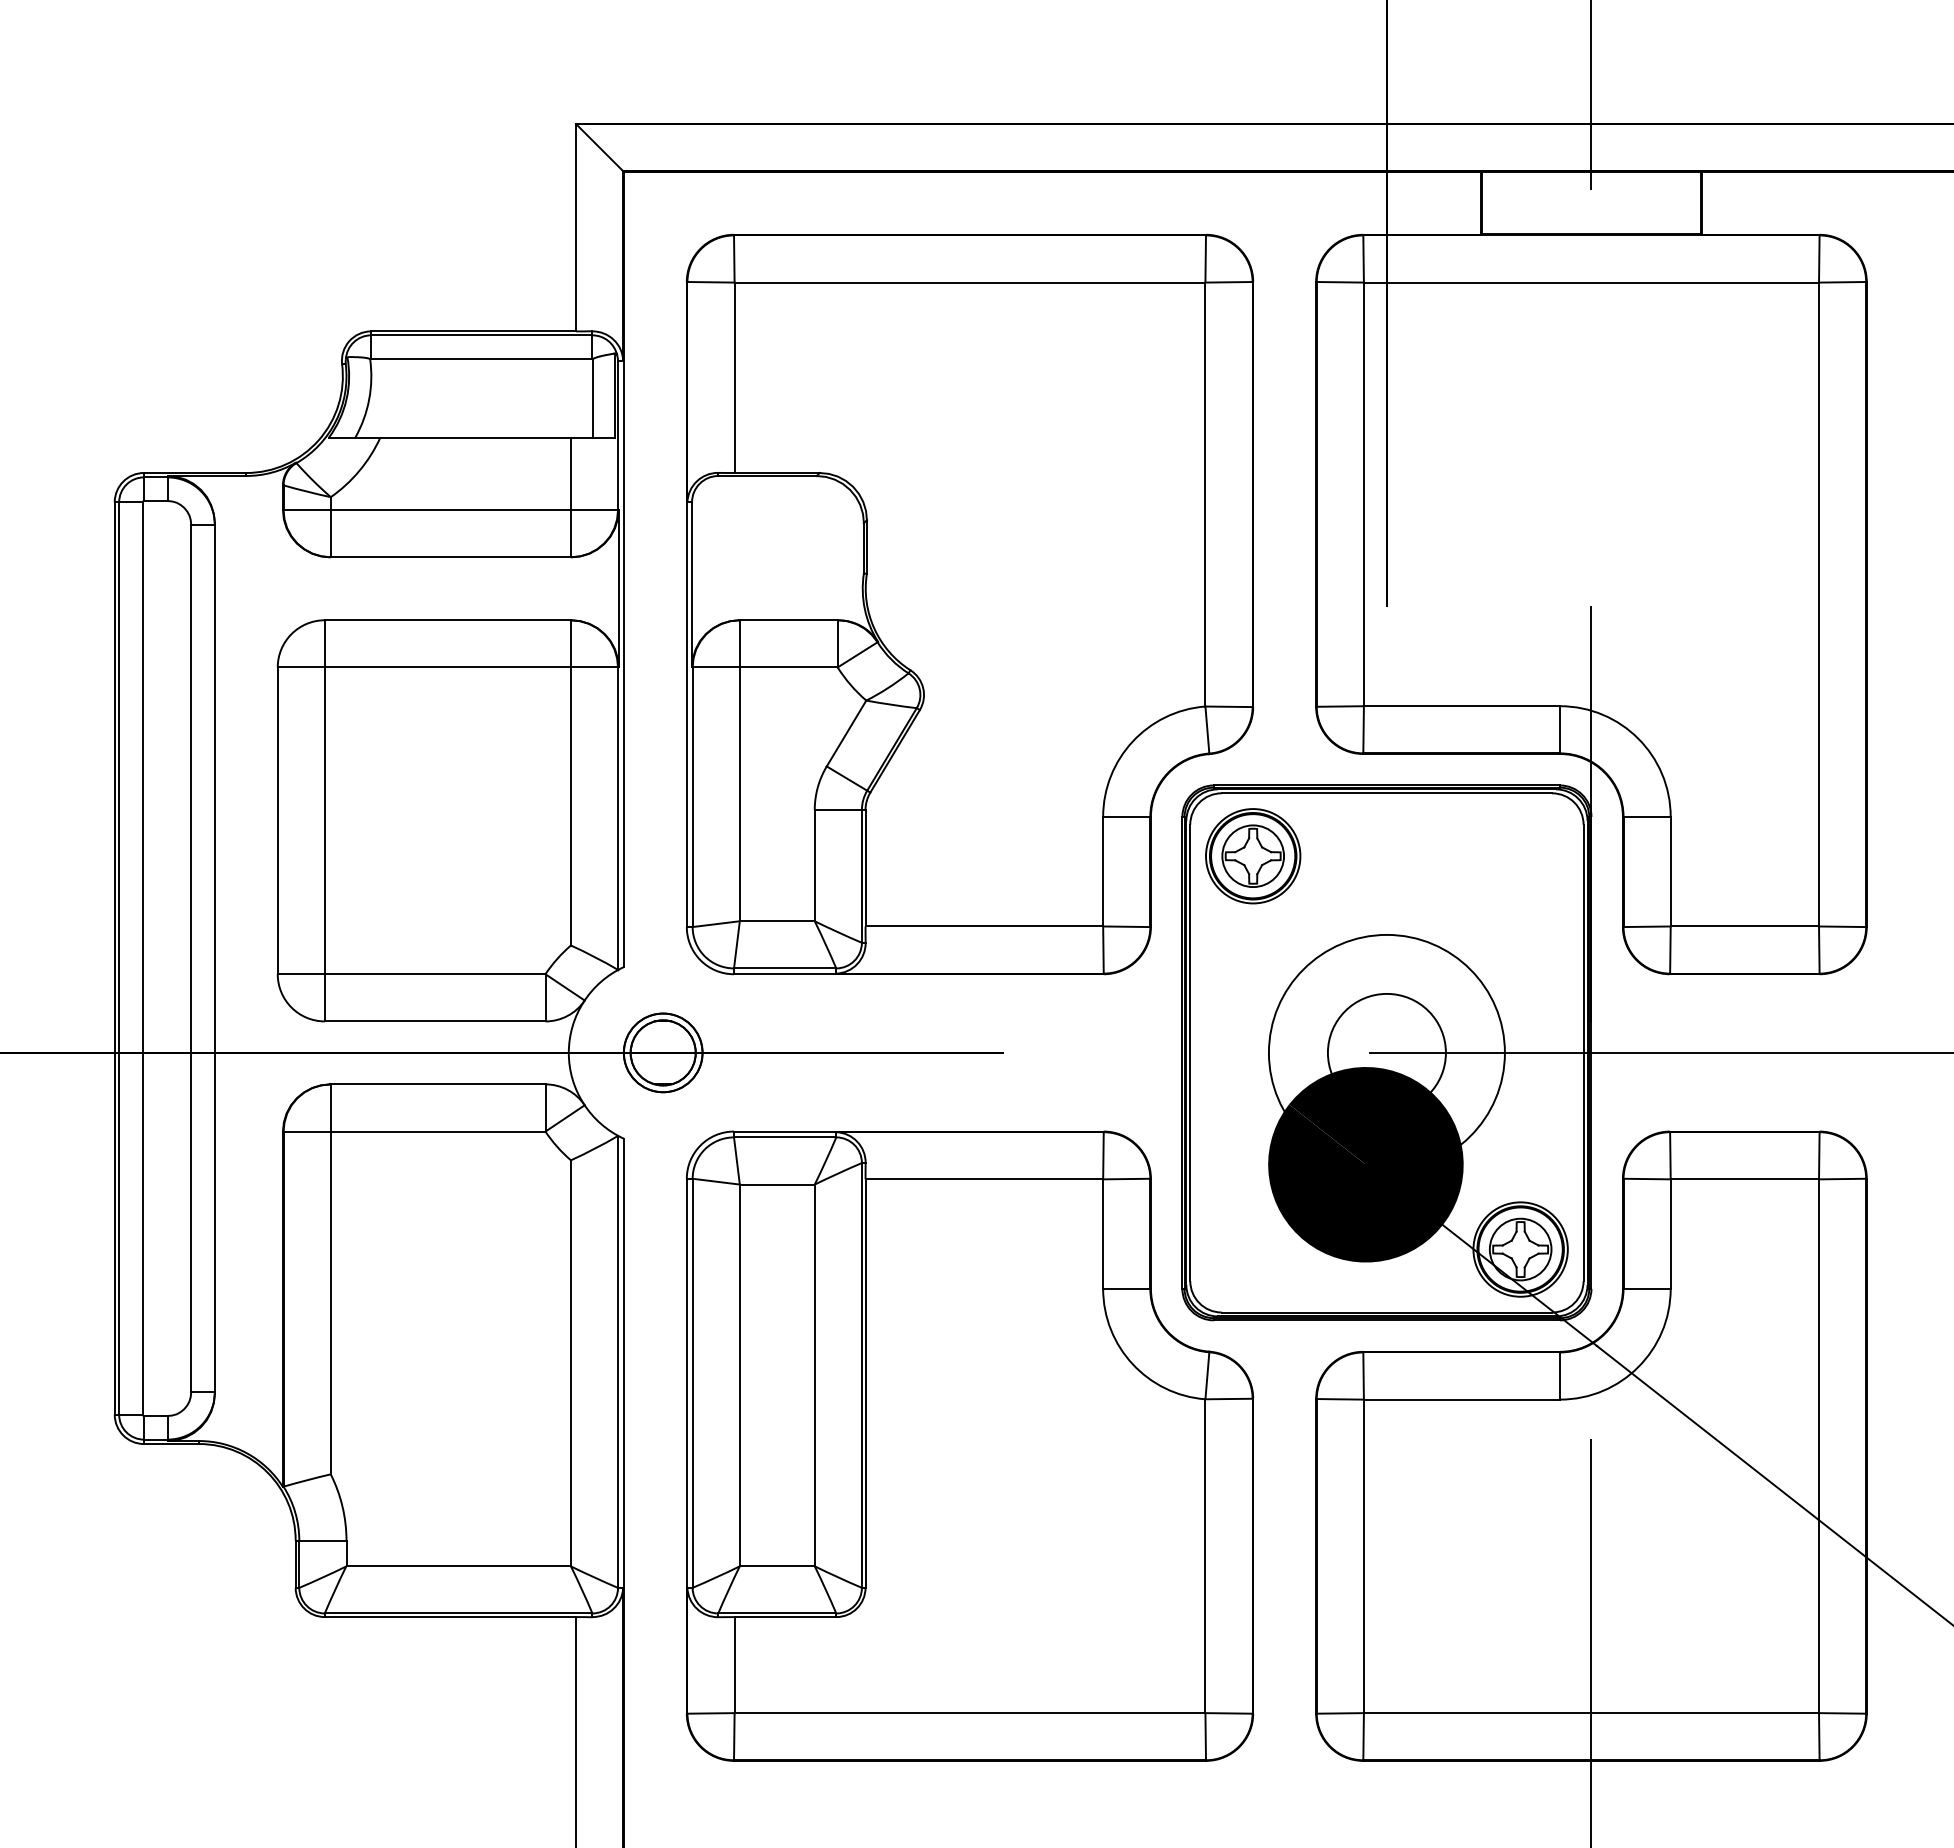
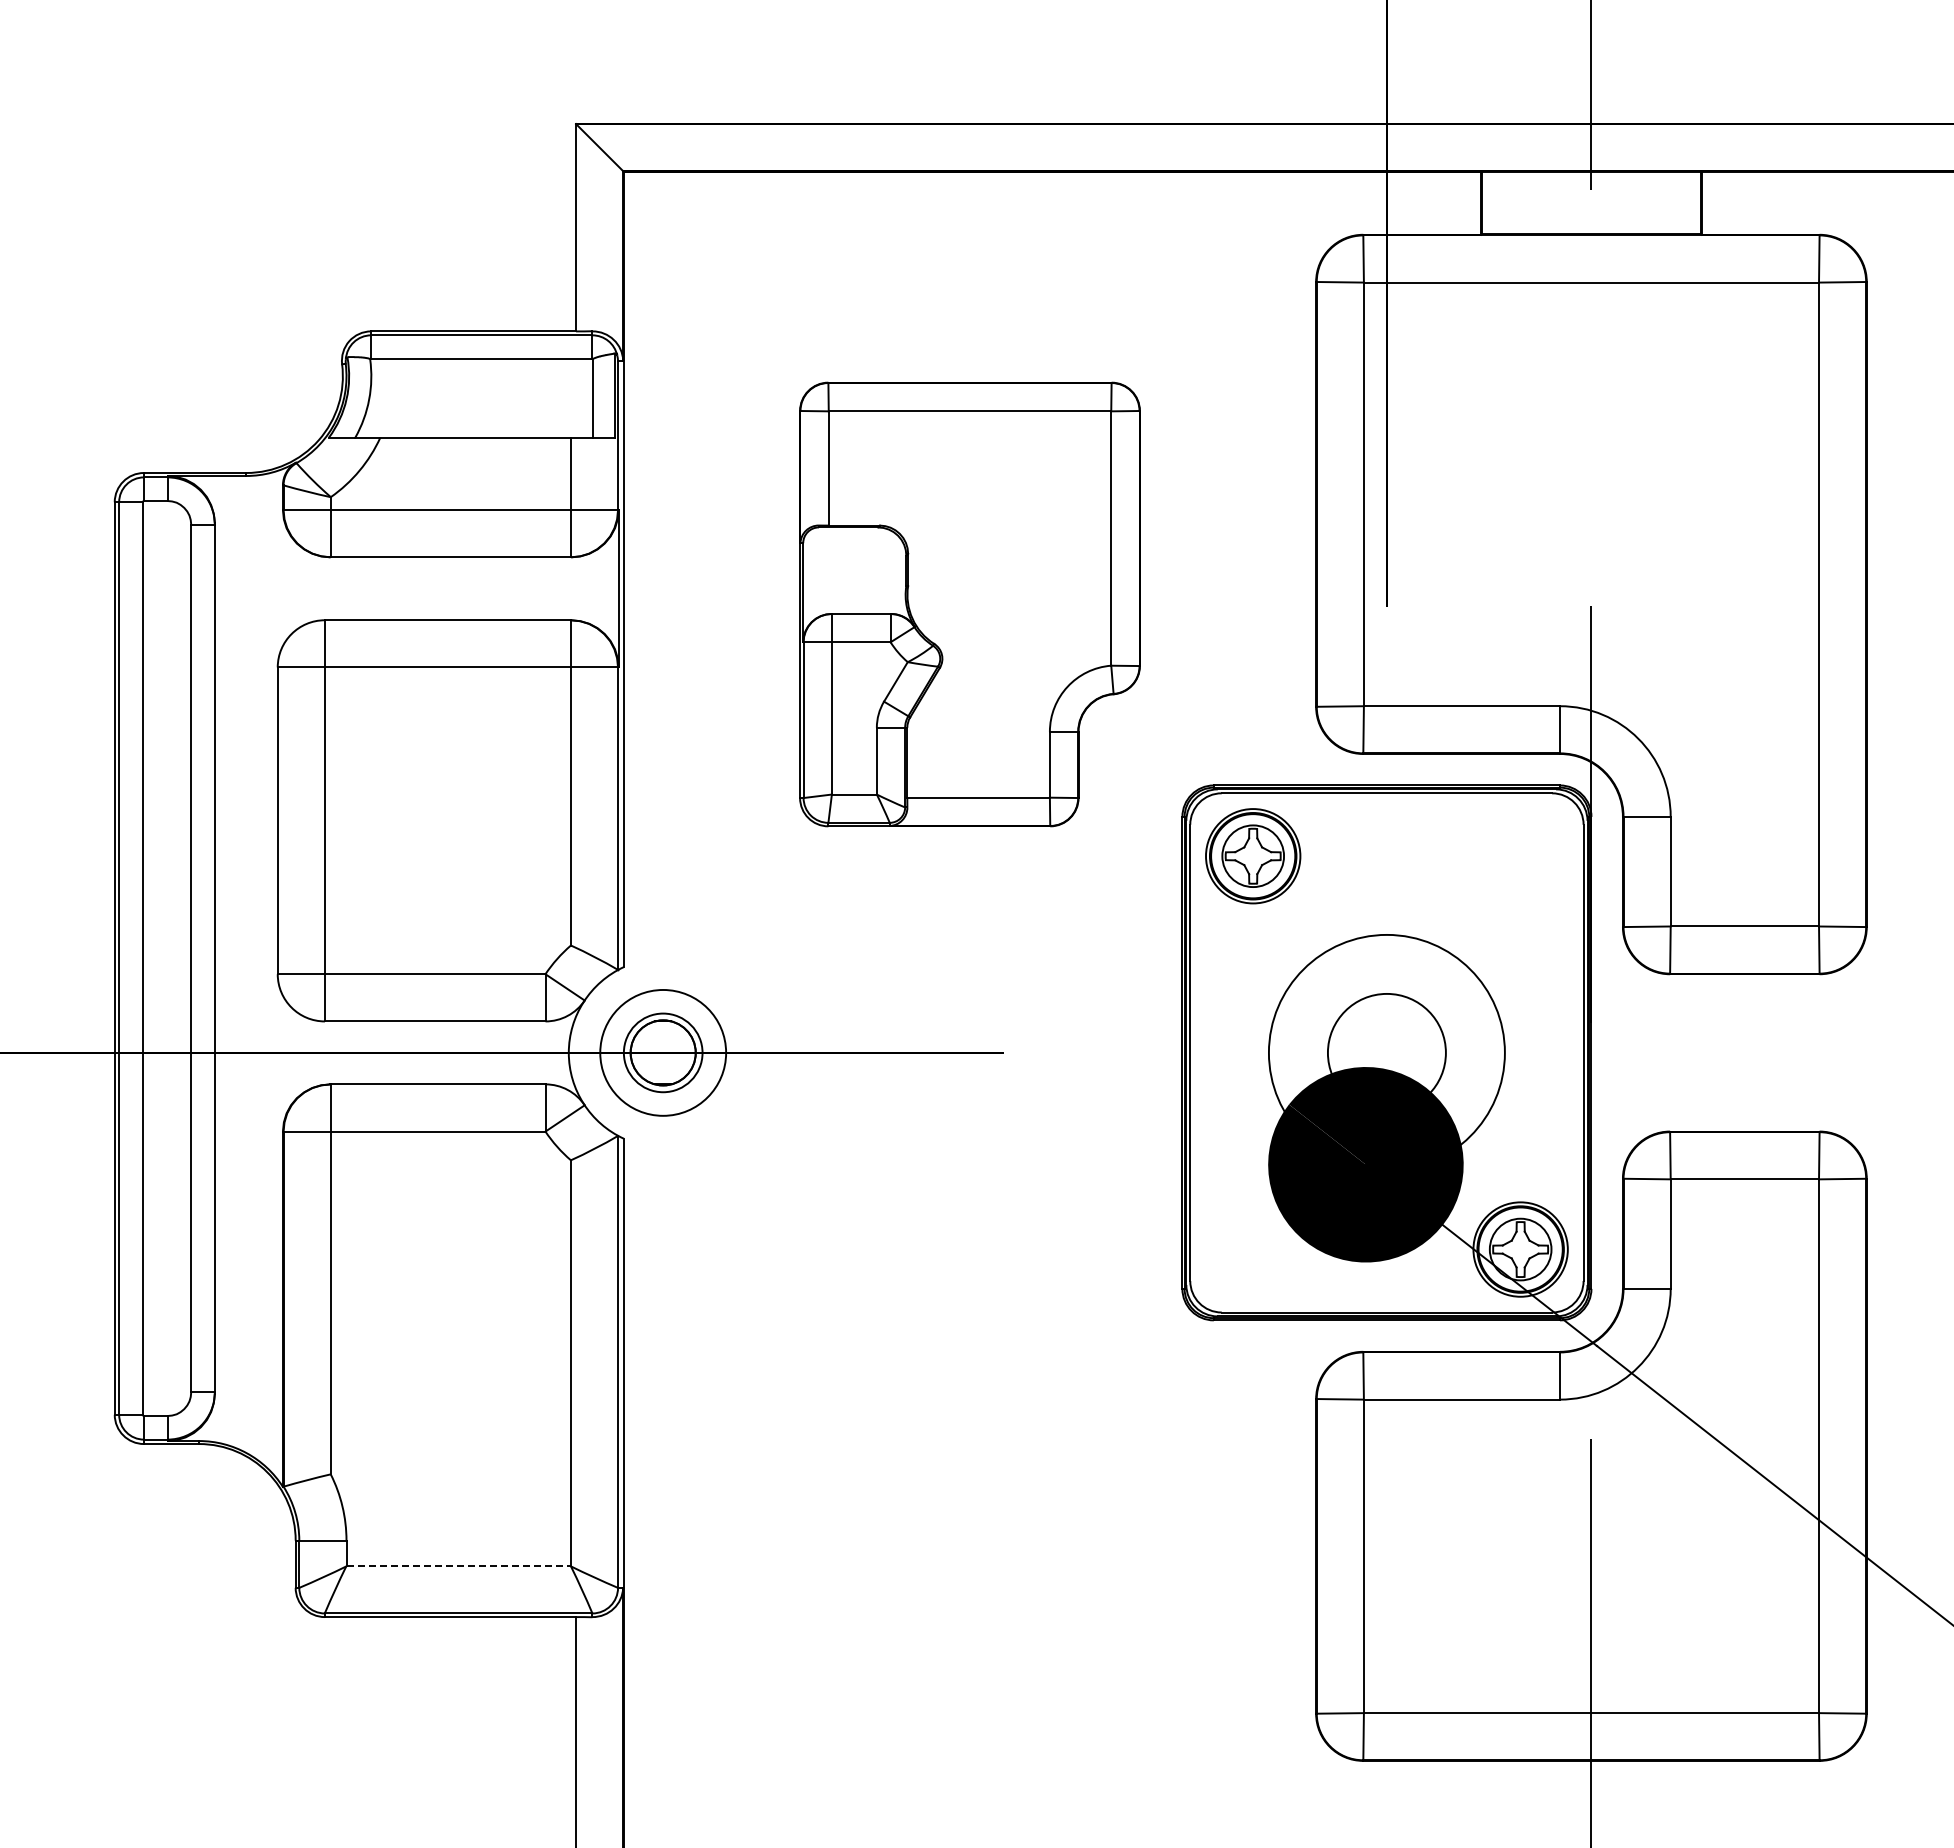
part size: 570x743 px -> 342x447 px (969, 604)
circle diameter: 79 px -> 126 px (663, 1052)
line: present -> none (1659, 1052)
part: present -> none (970, 1445)
line: solid -> dashed (459, 1566)
